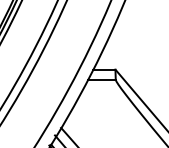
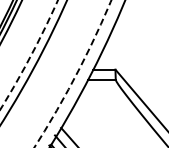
circle: solid -> dashed (28, 54)
circle: solid -> dashed (72, 73)
